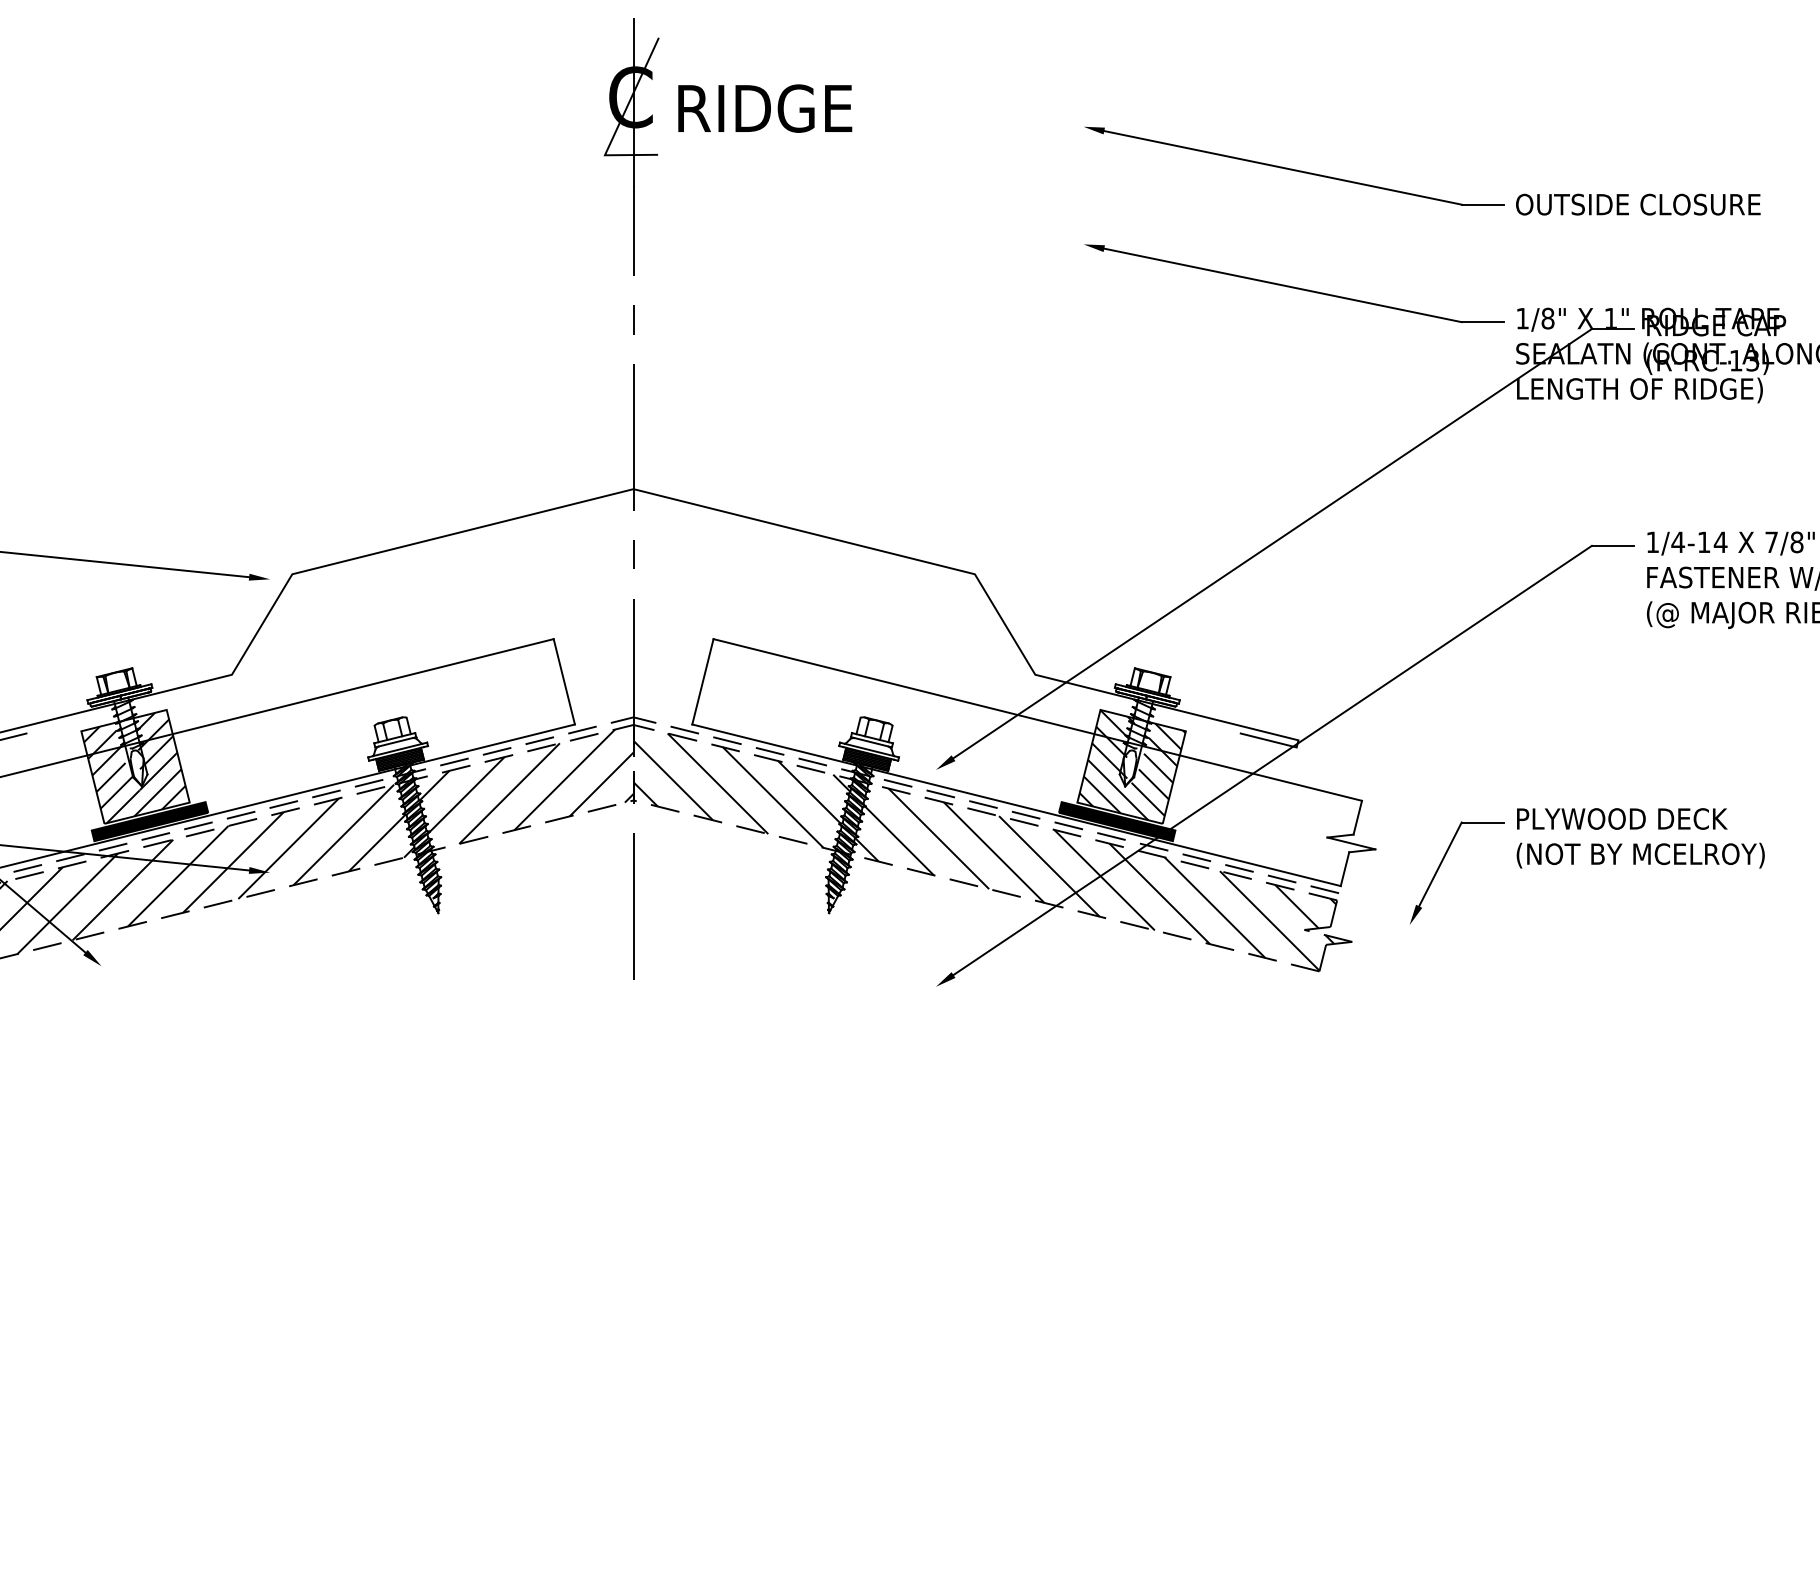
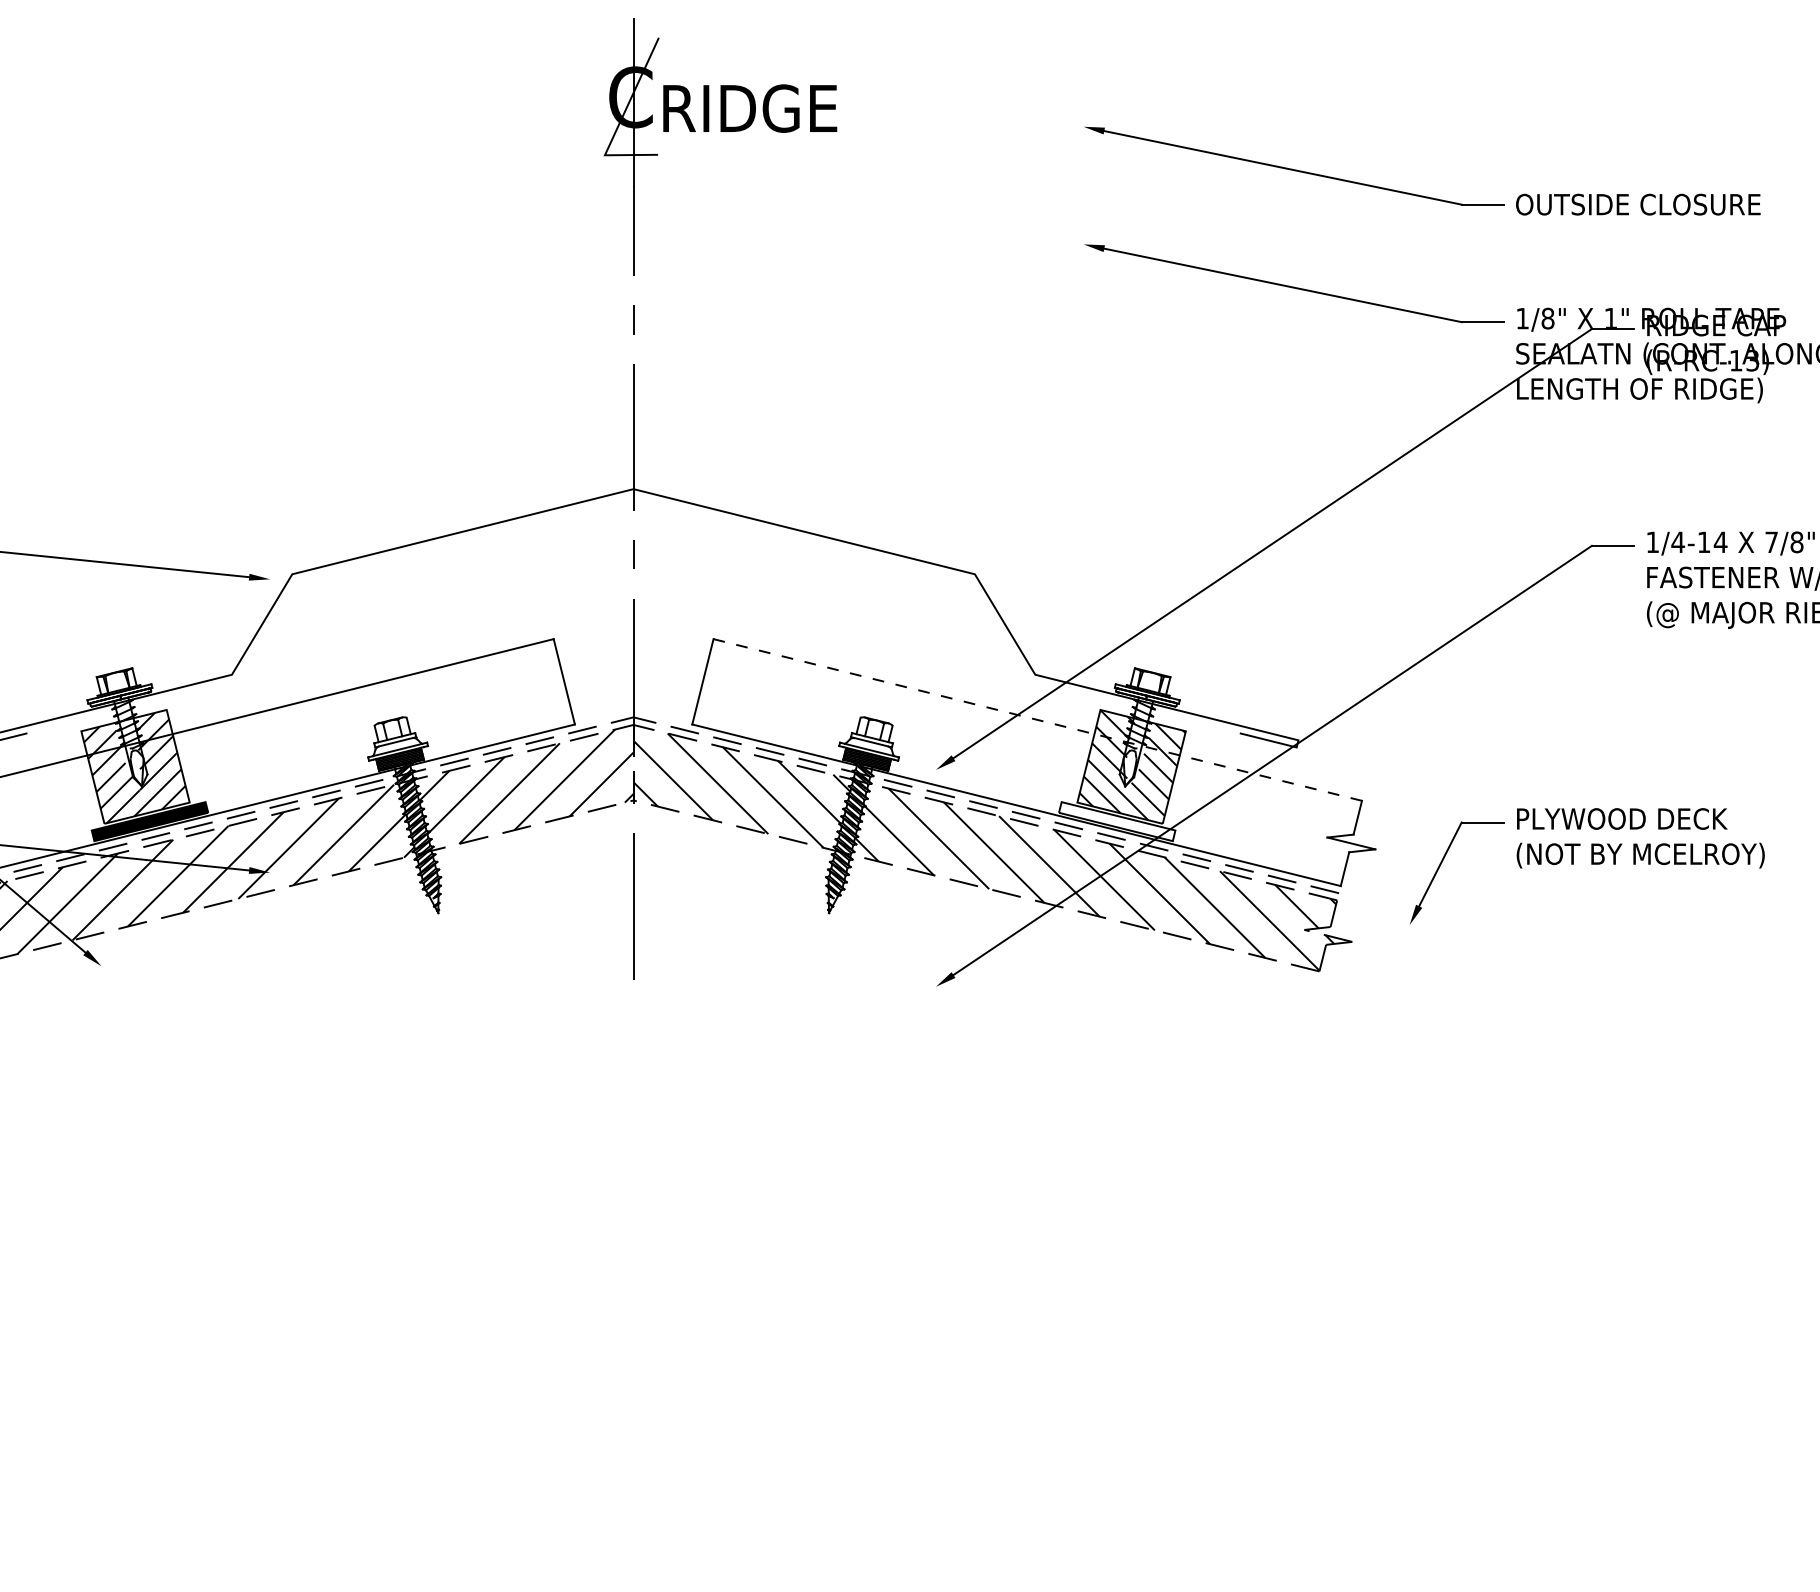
text position: (765, 108) -> (750, 108) (750, 108)
line: solid -> dashed (1037, 719)
fill: present -> none (1117, 821)
